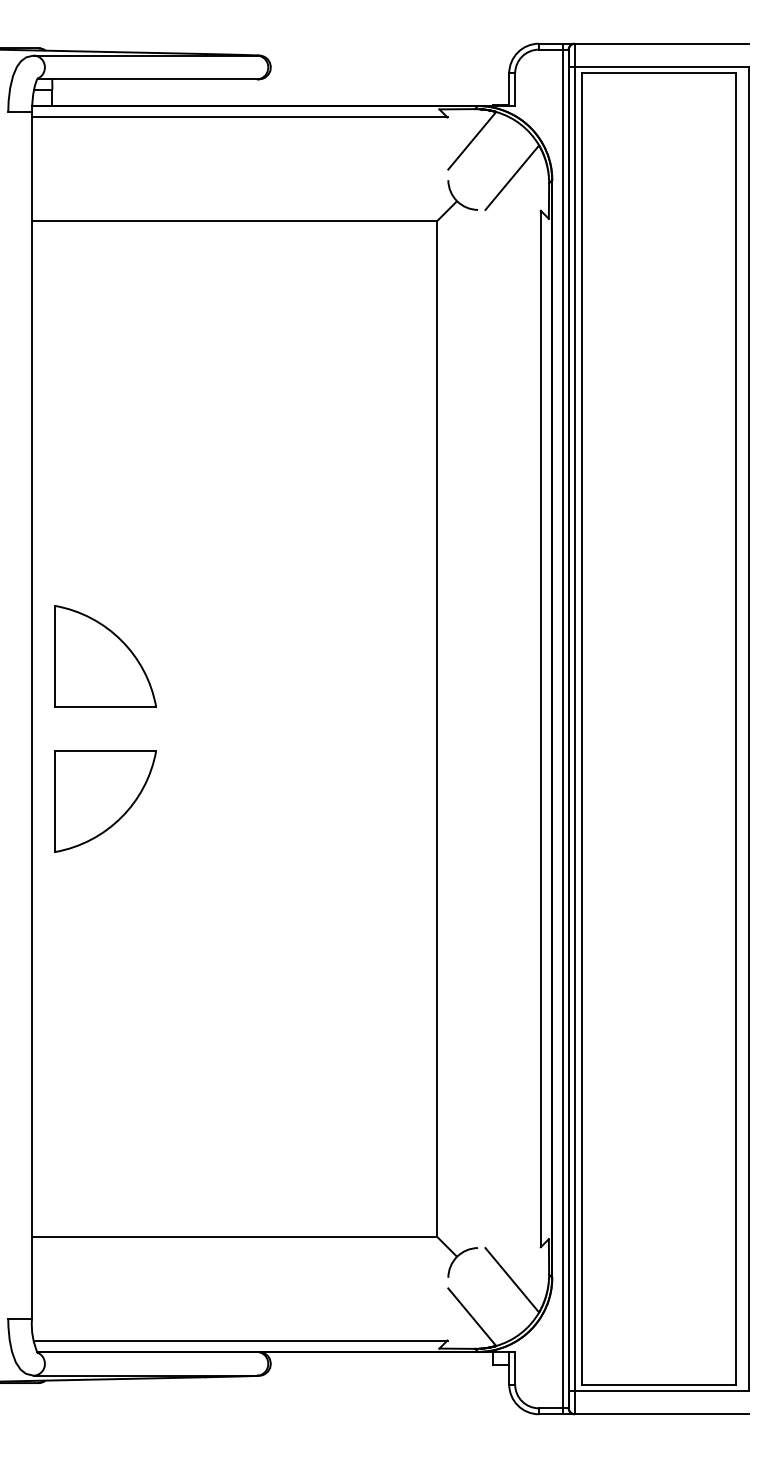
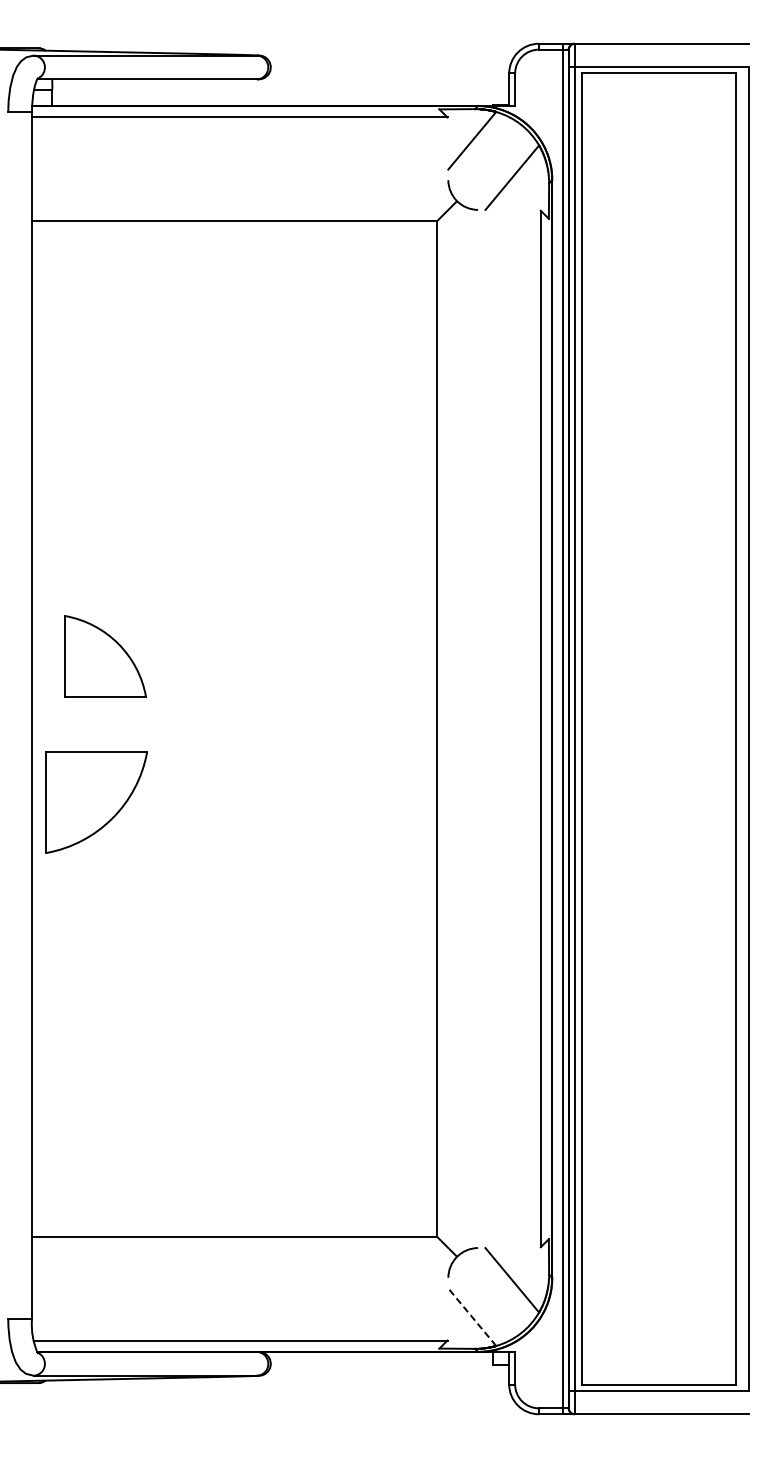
part size: 103x103 px -> 83x83 px (105, 656)
part position: (105, 801) -> (96, 802) (96, 802)
line: solid -> dashed (471, 1316)
